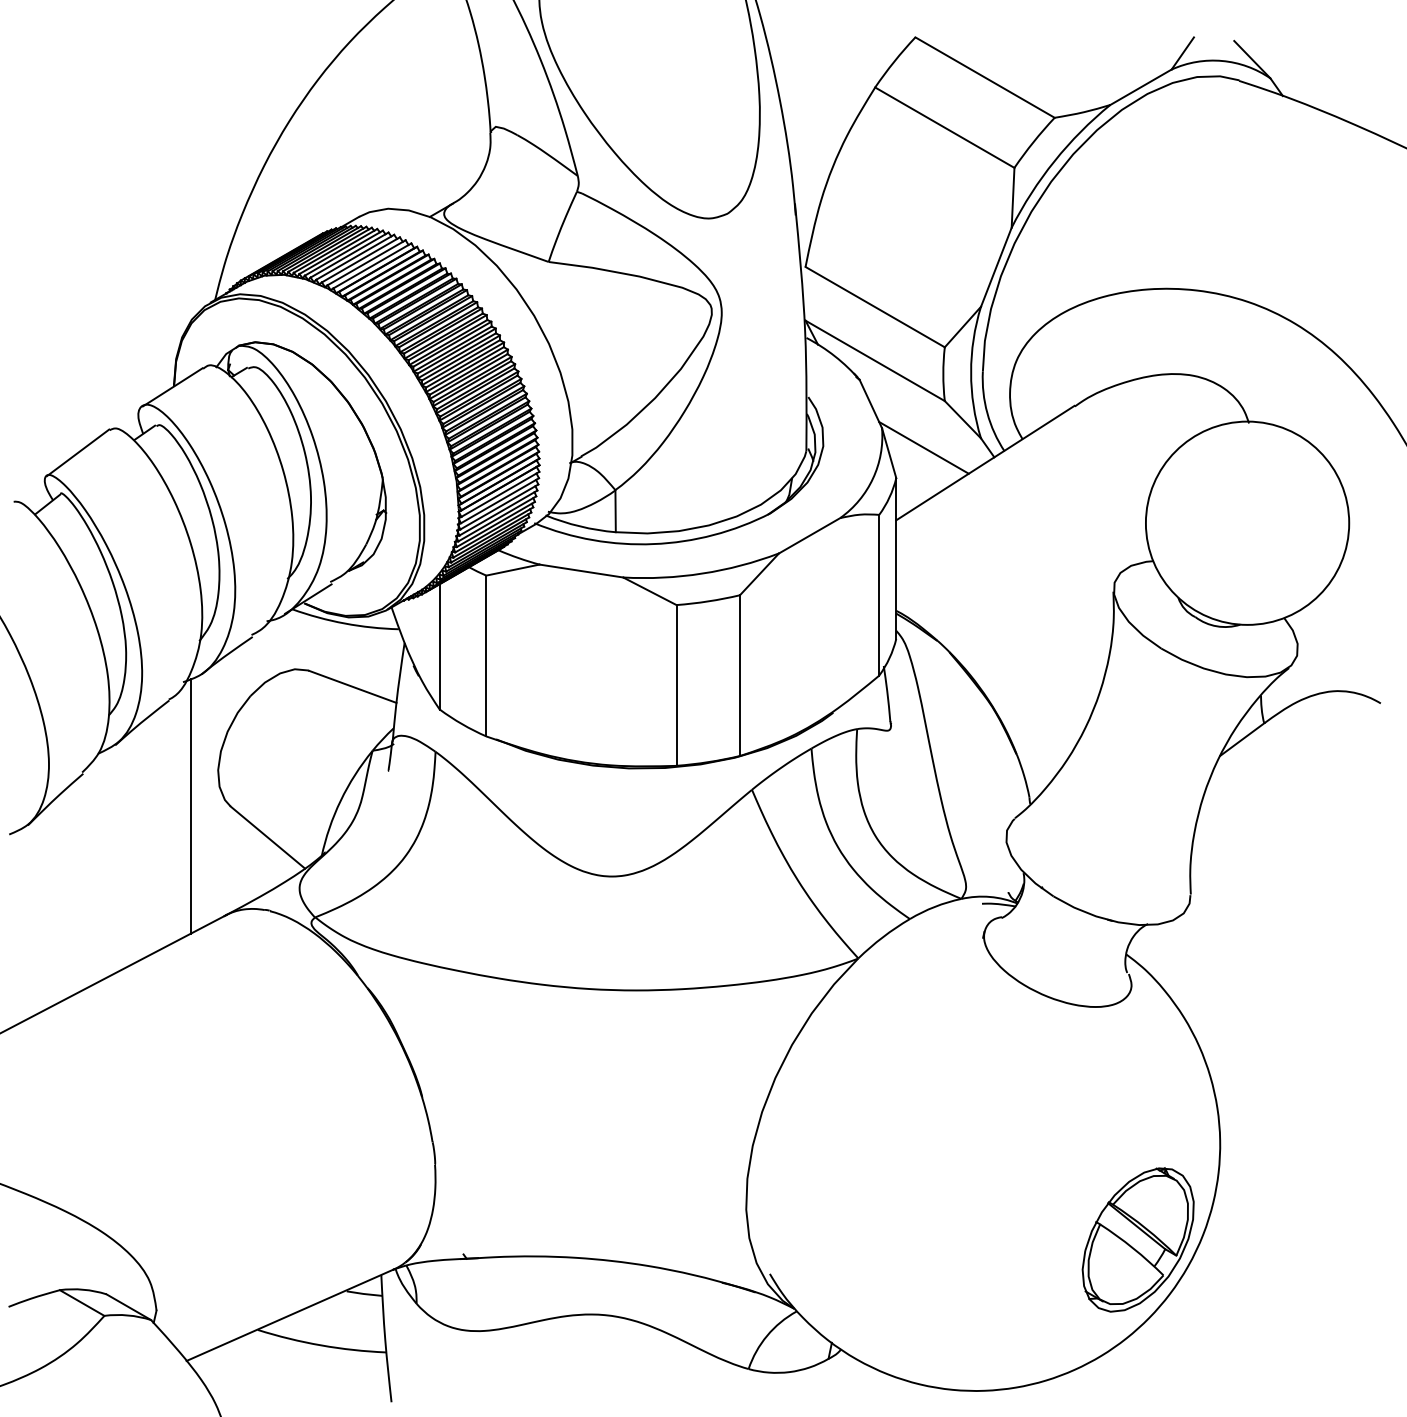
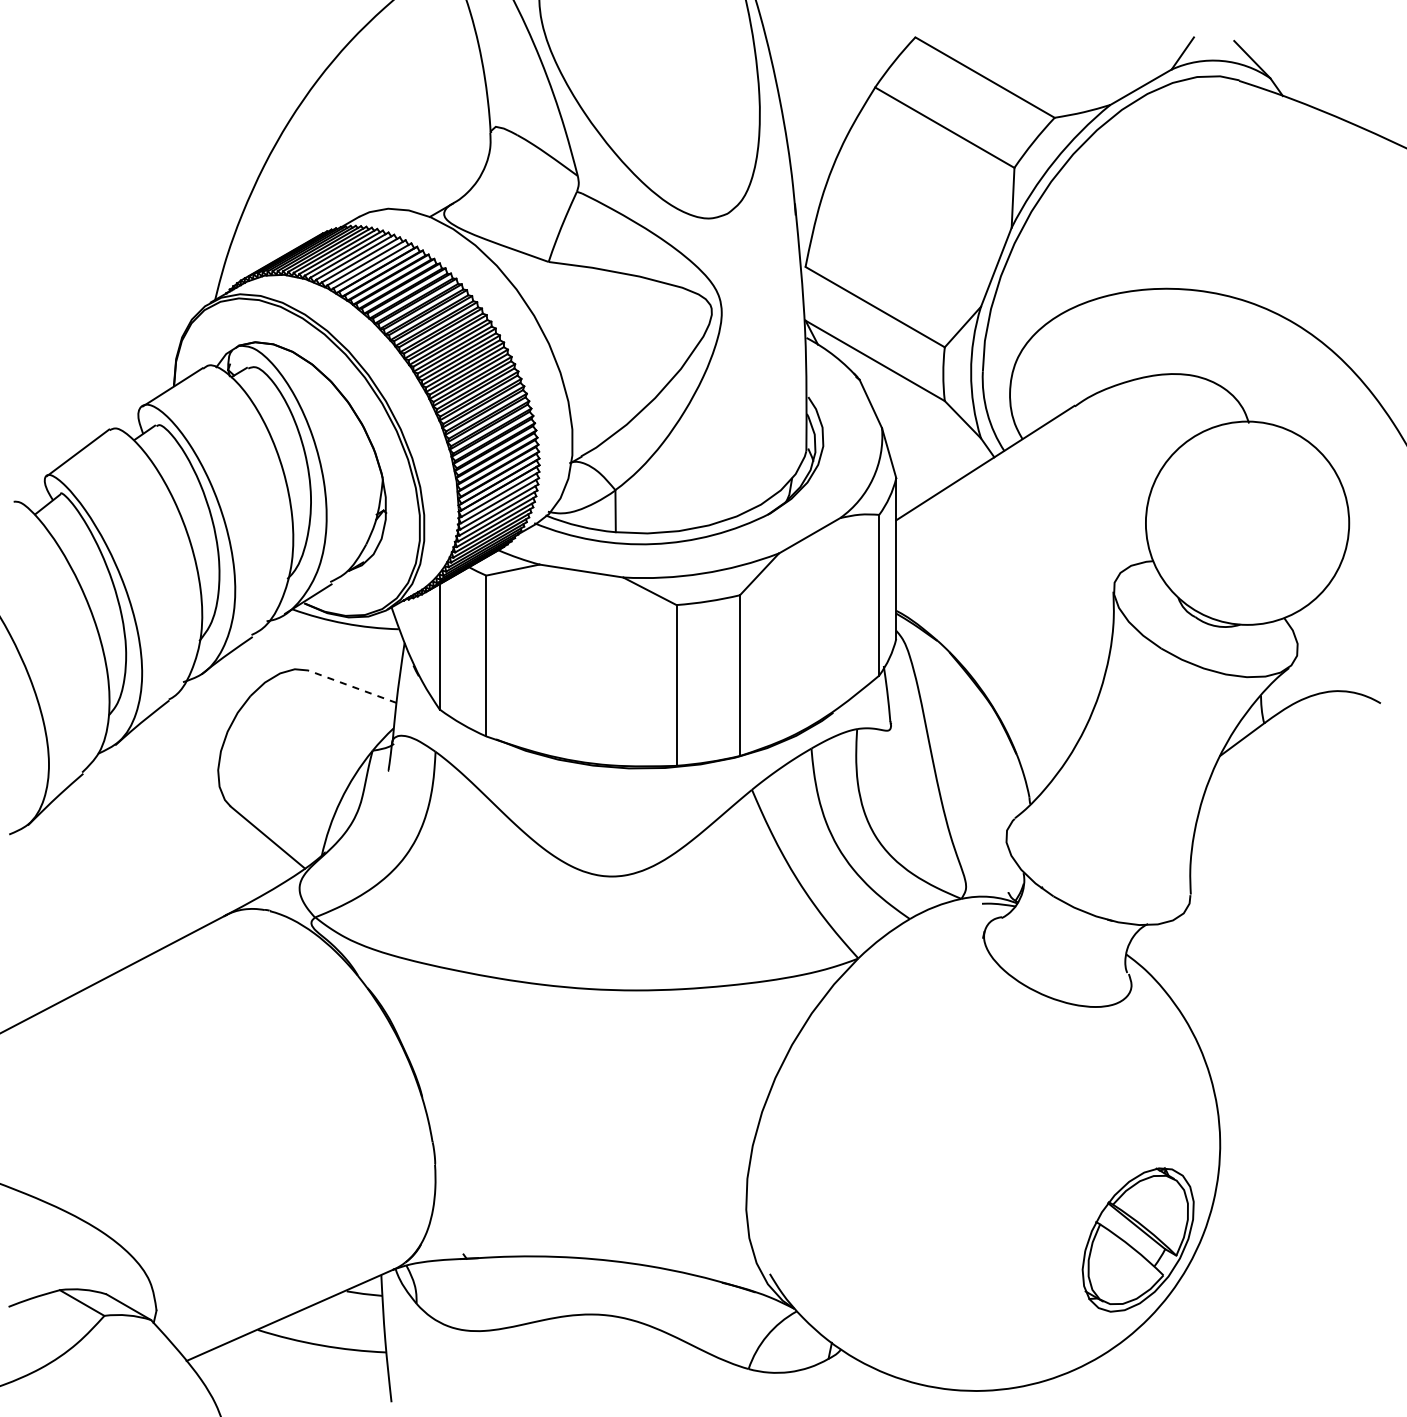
line: present -> none (923, 447)
line: solid -> dashed (352, 686)
line: present -> none (190, 805)
